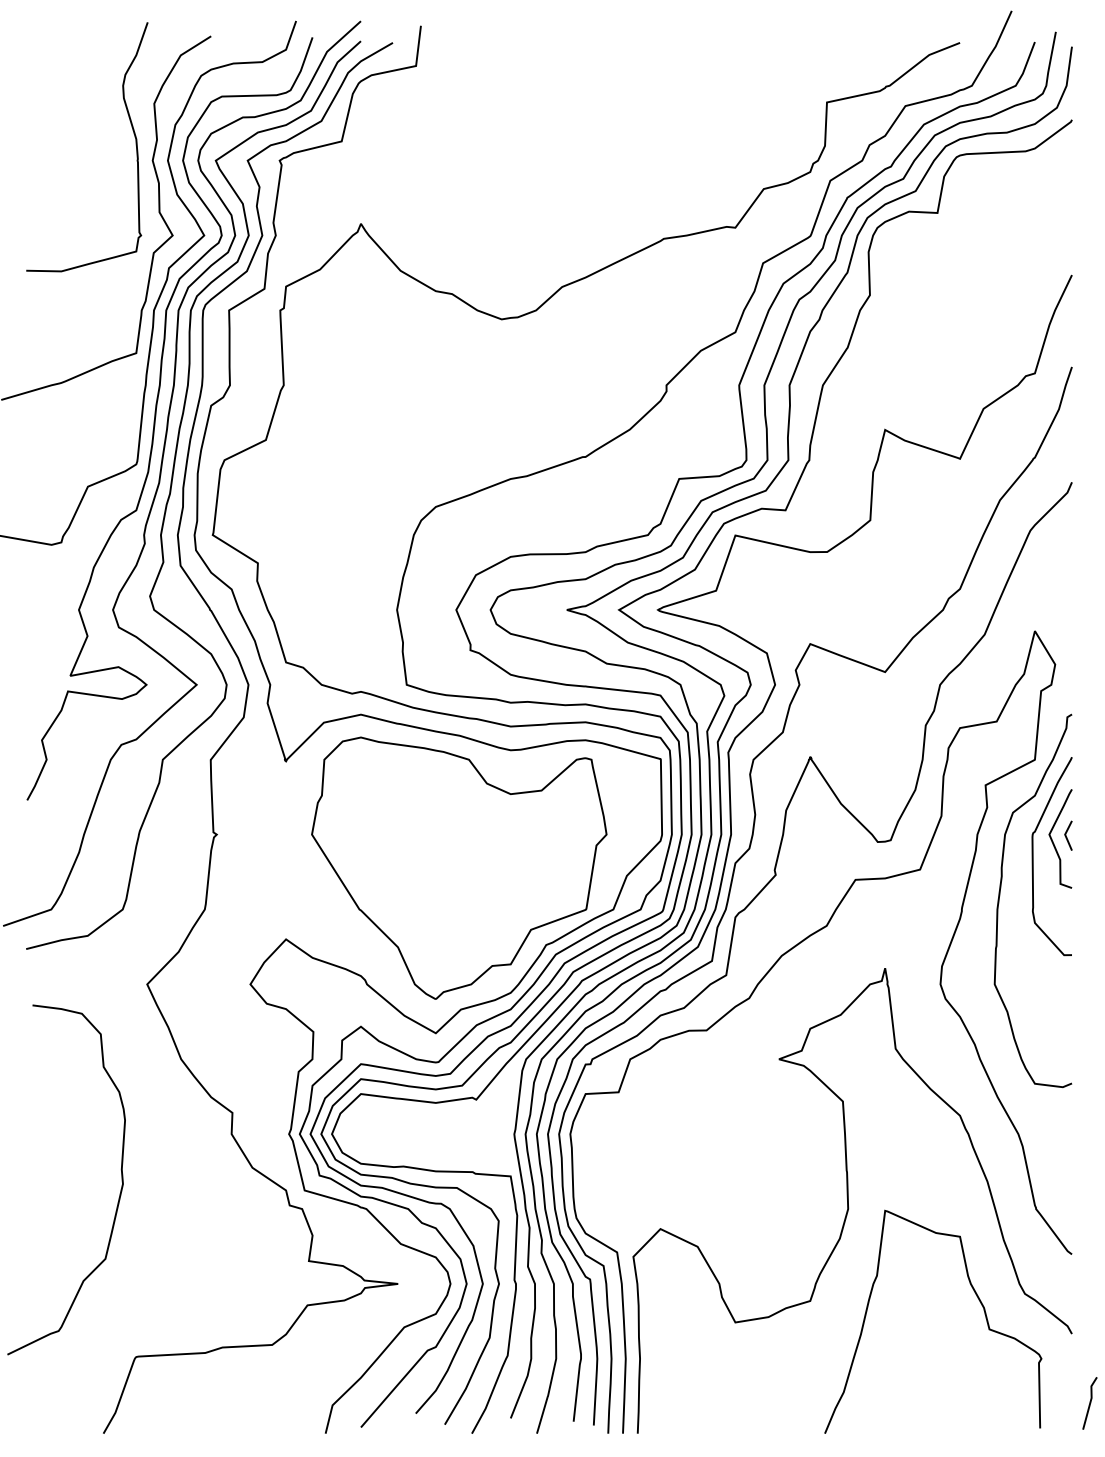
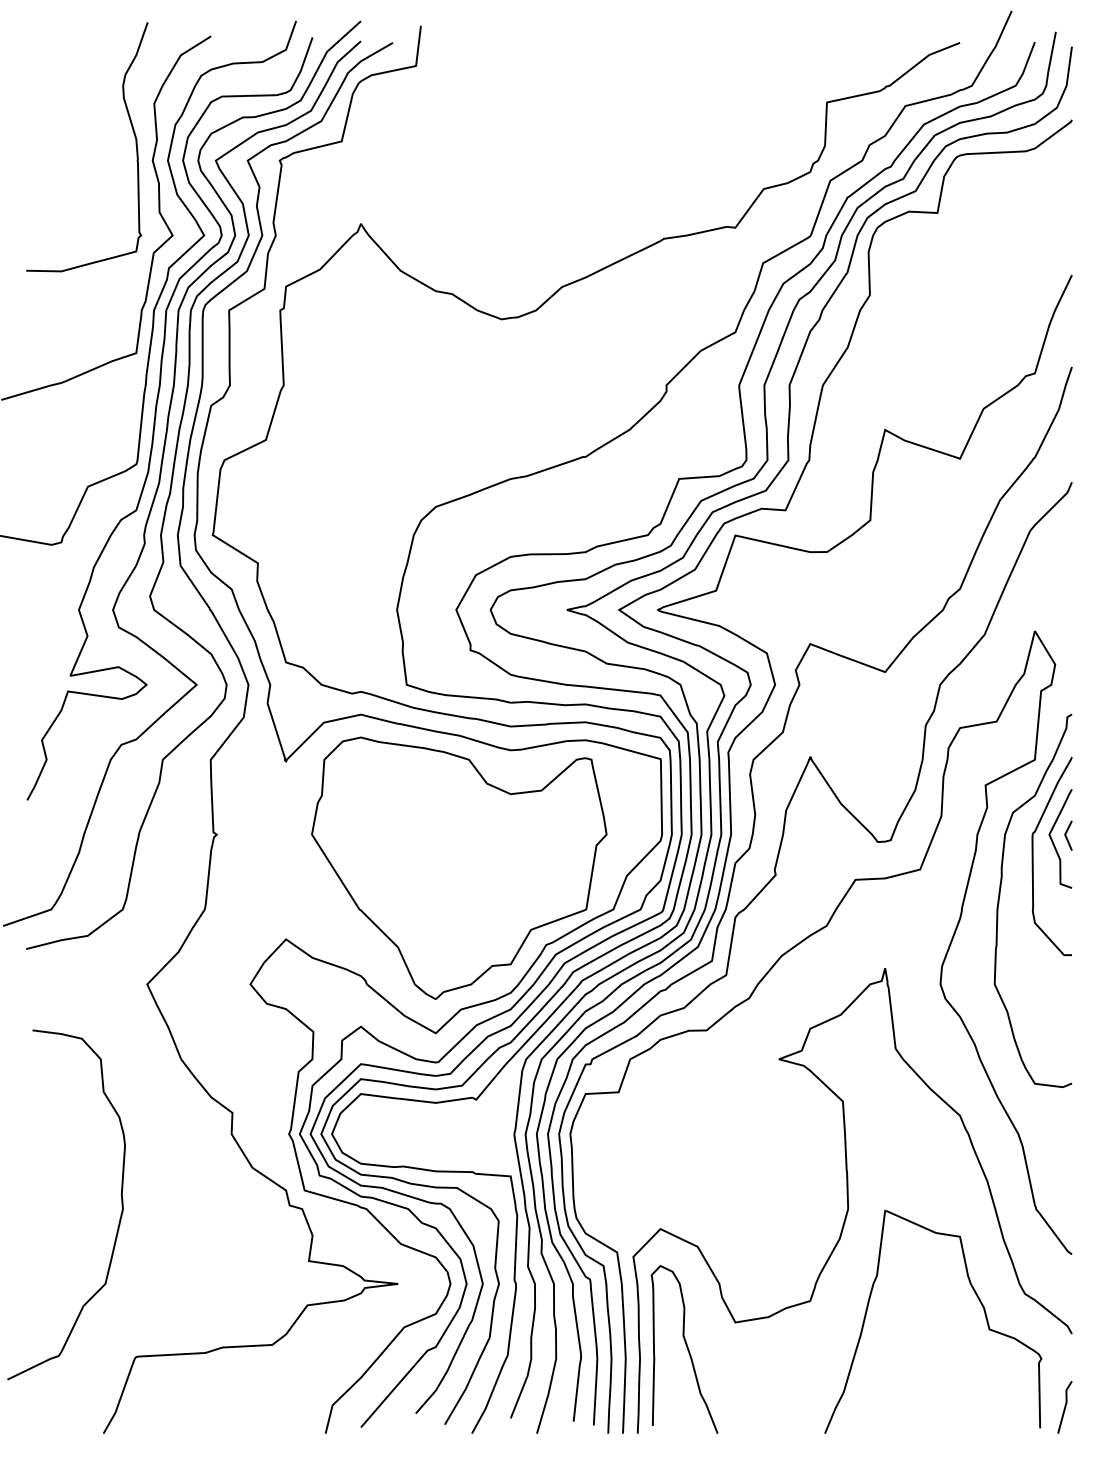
curve position: (119, 1193) -> (119, 1218) (119, 1218)
curve: none -> present (686, 1348)
line position: (1089, 1403) -> (1064, 1407) (1064, 1407)
